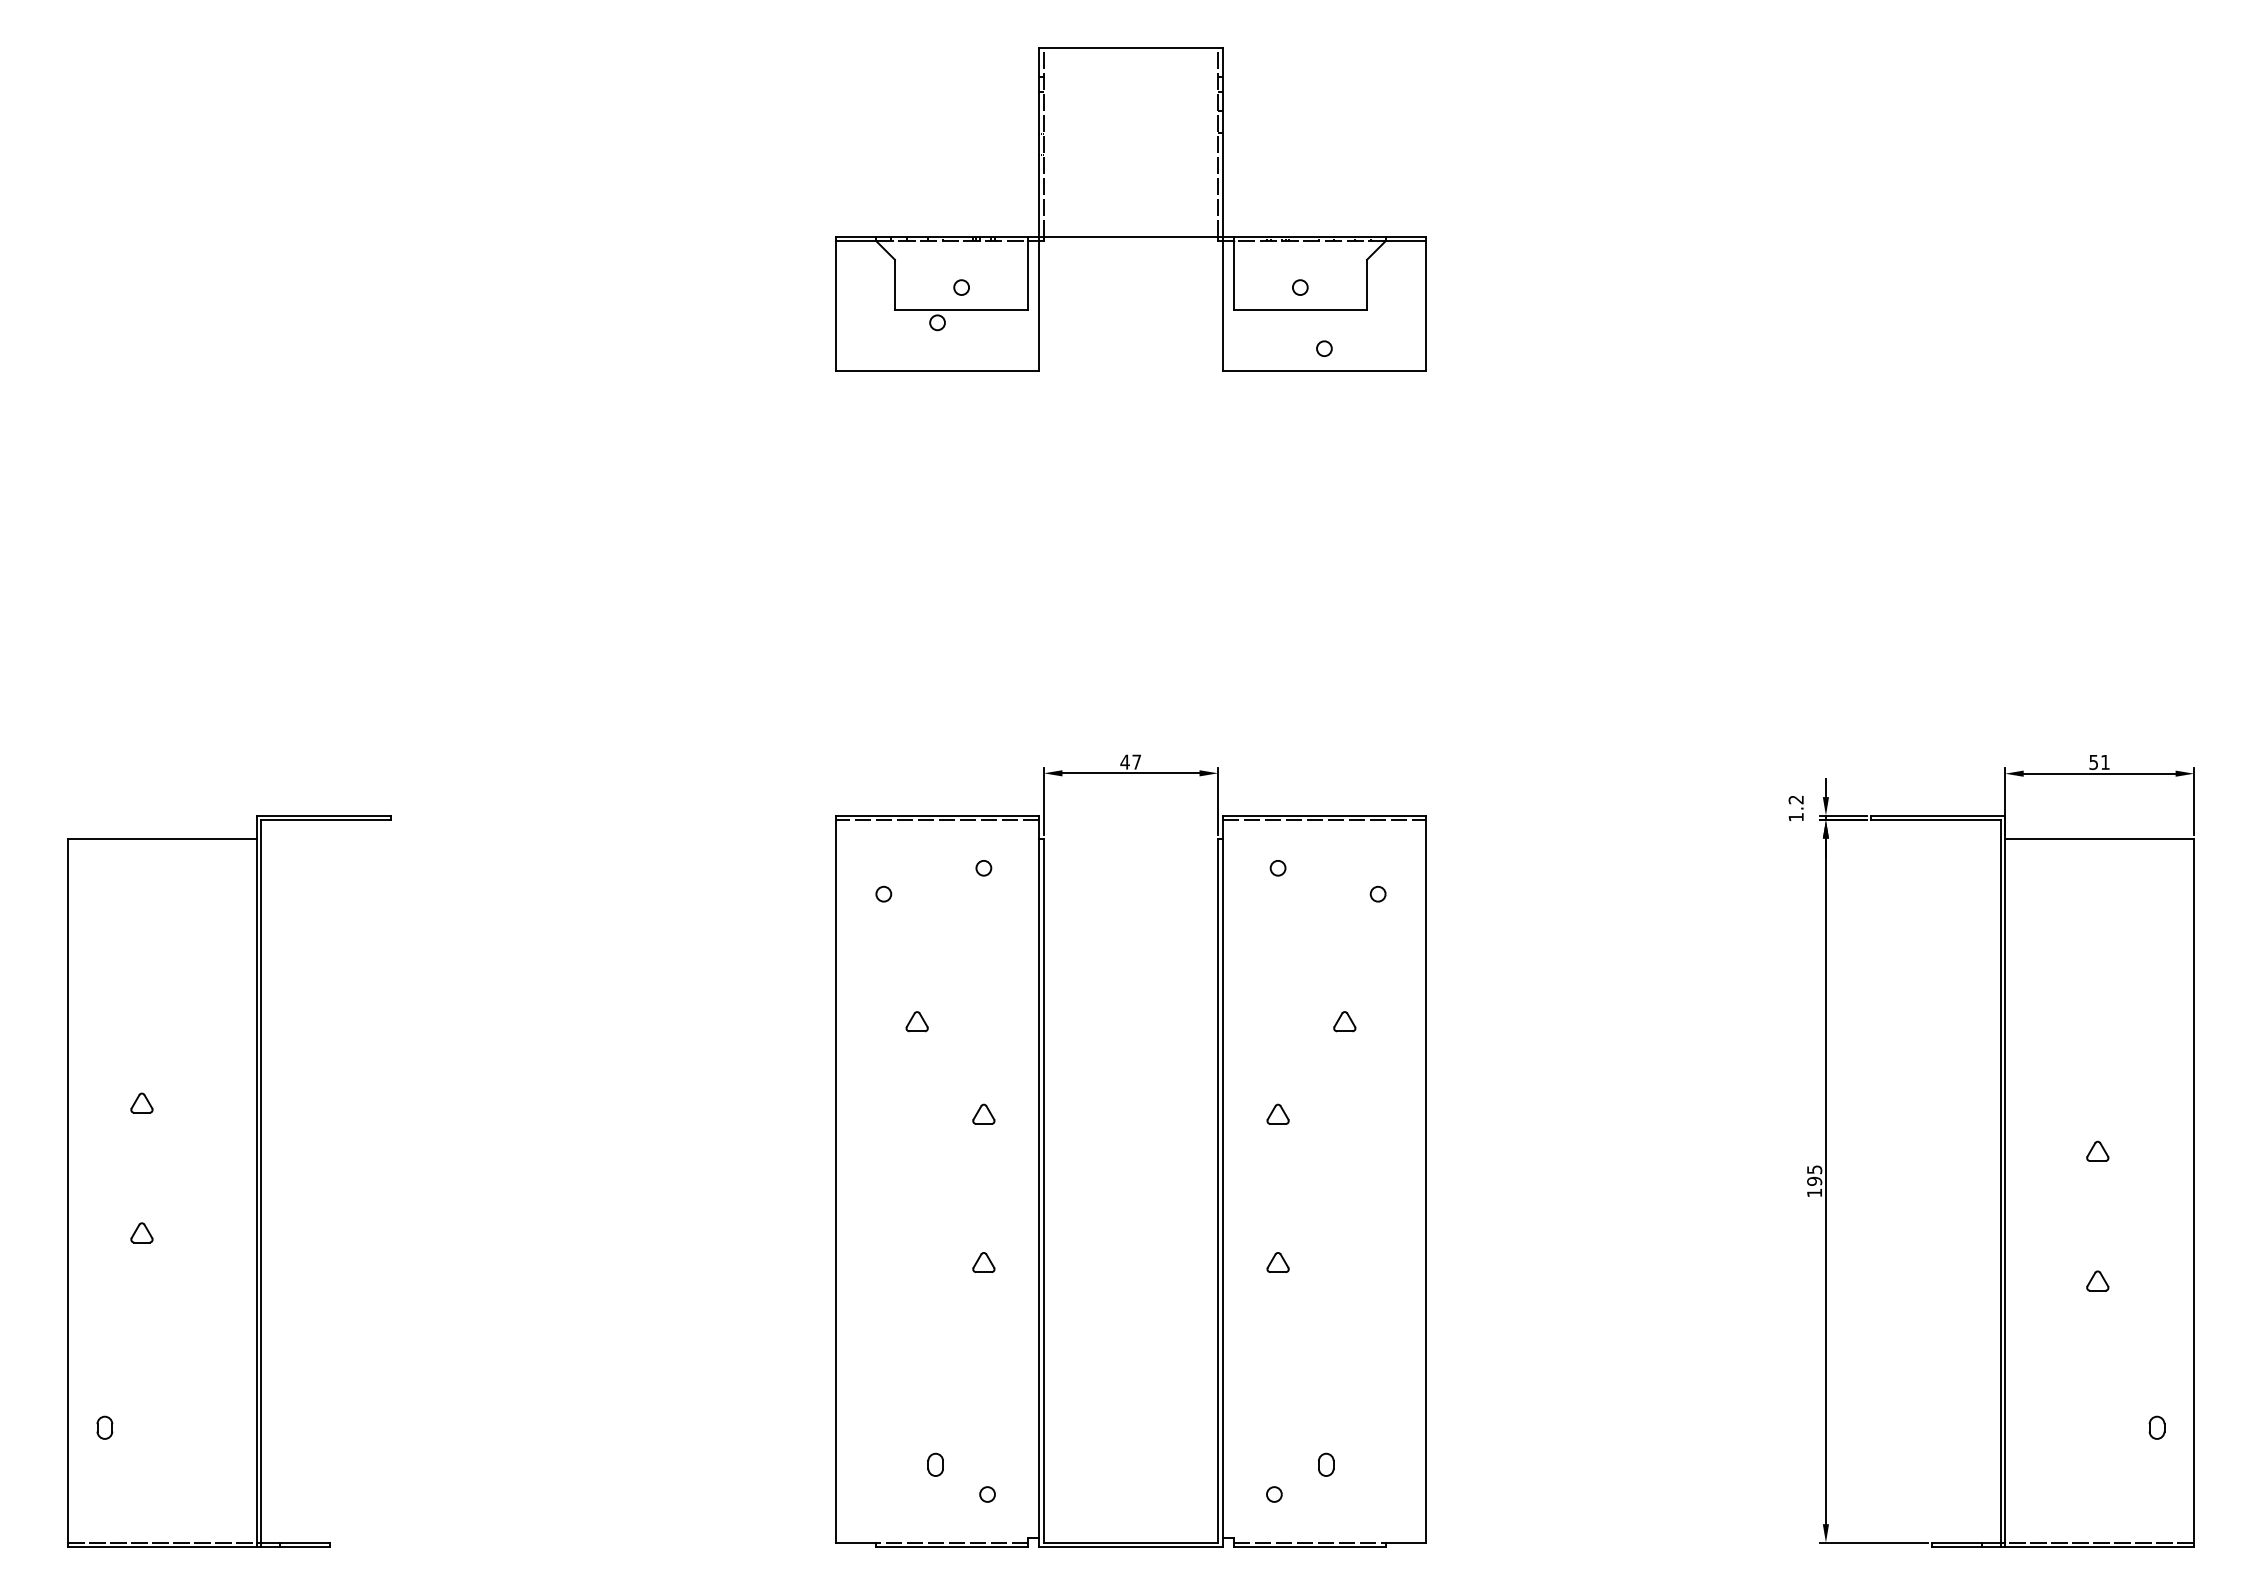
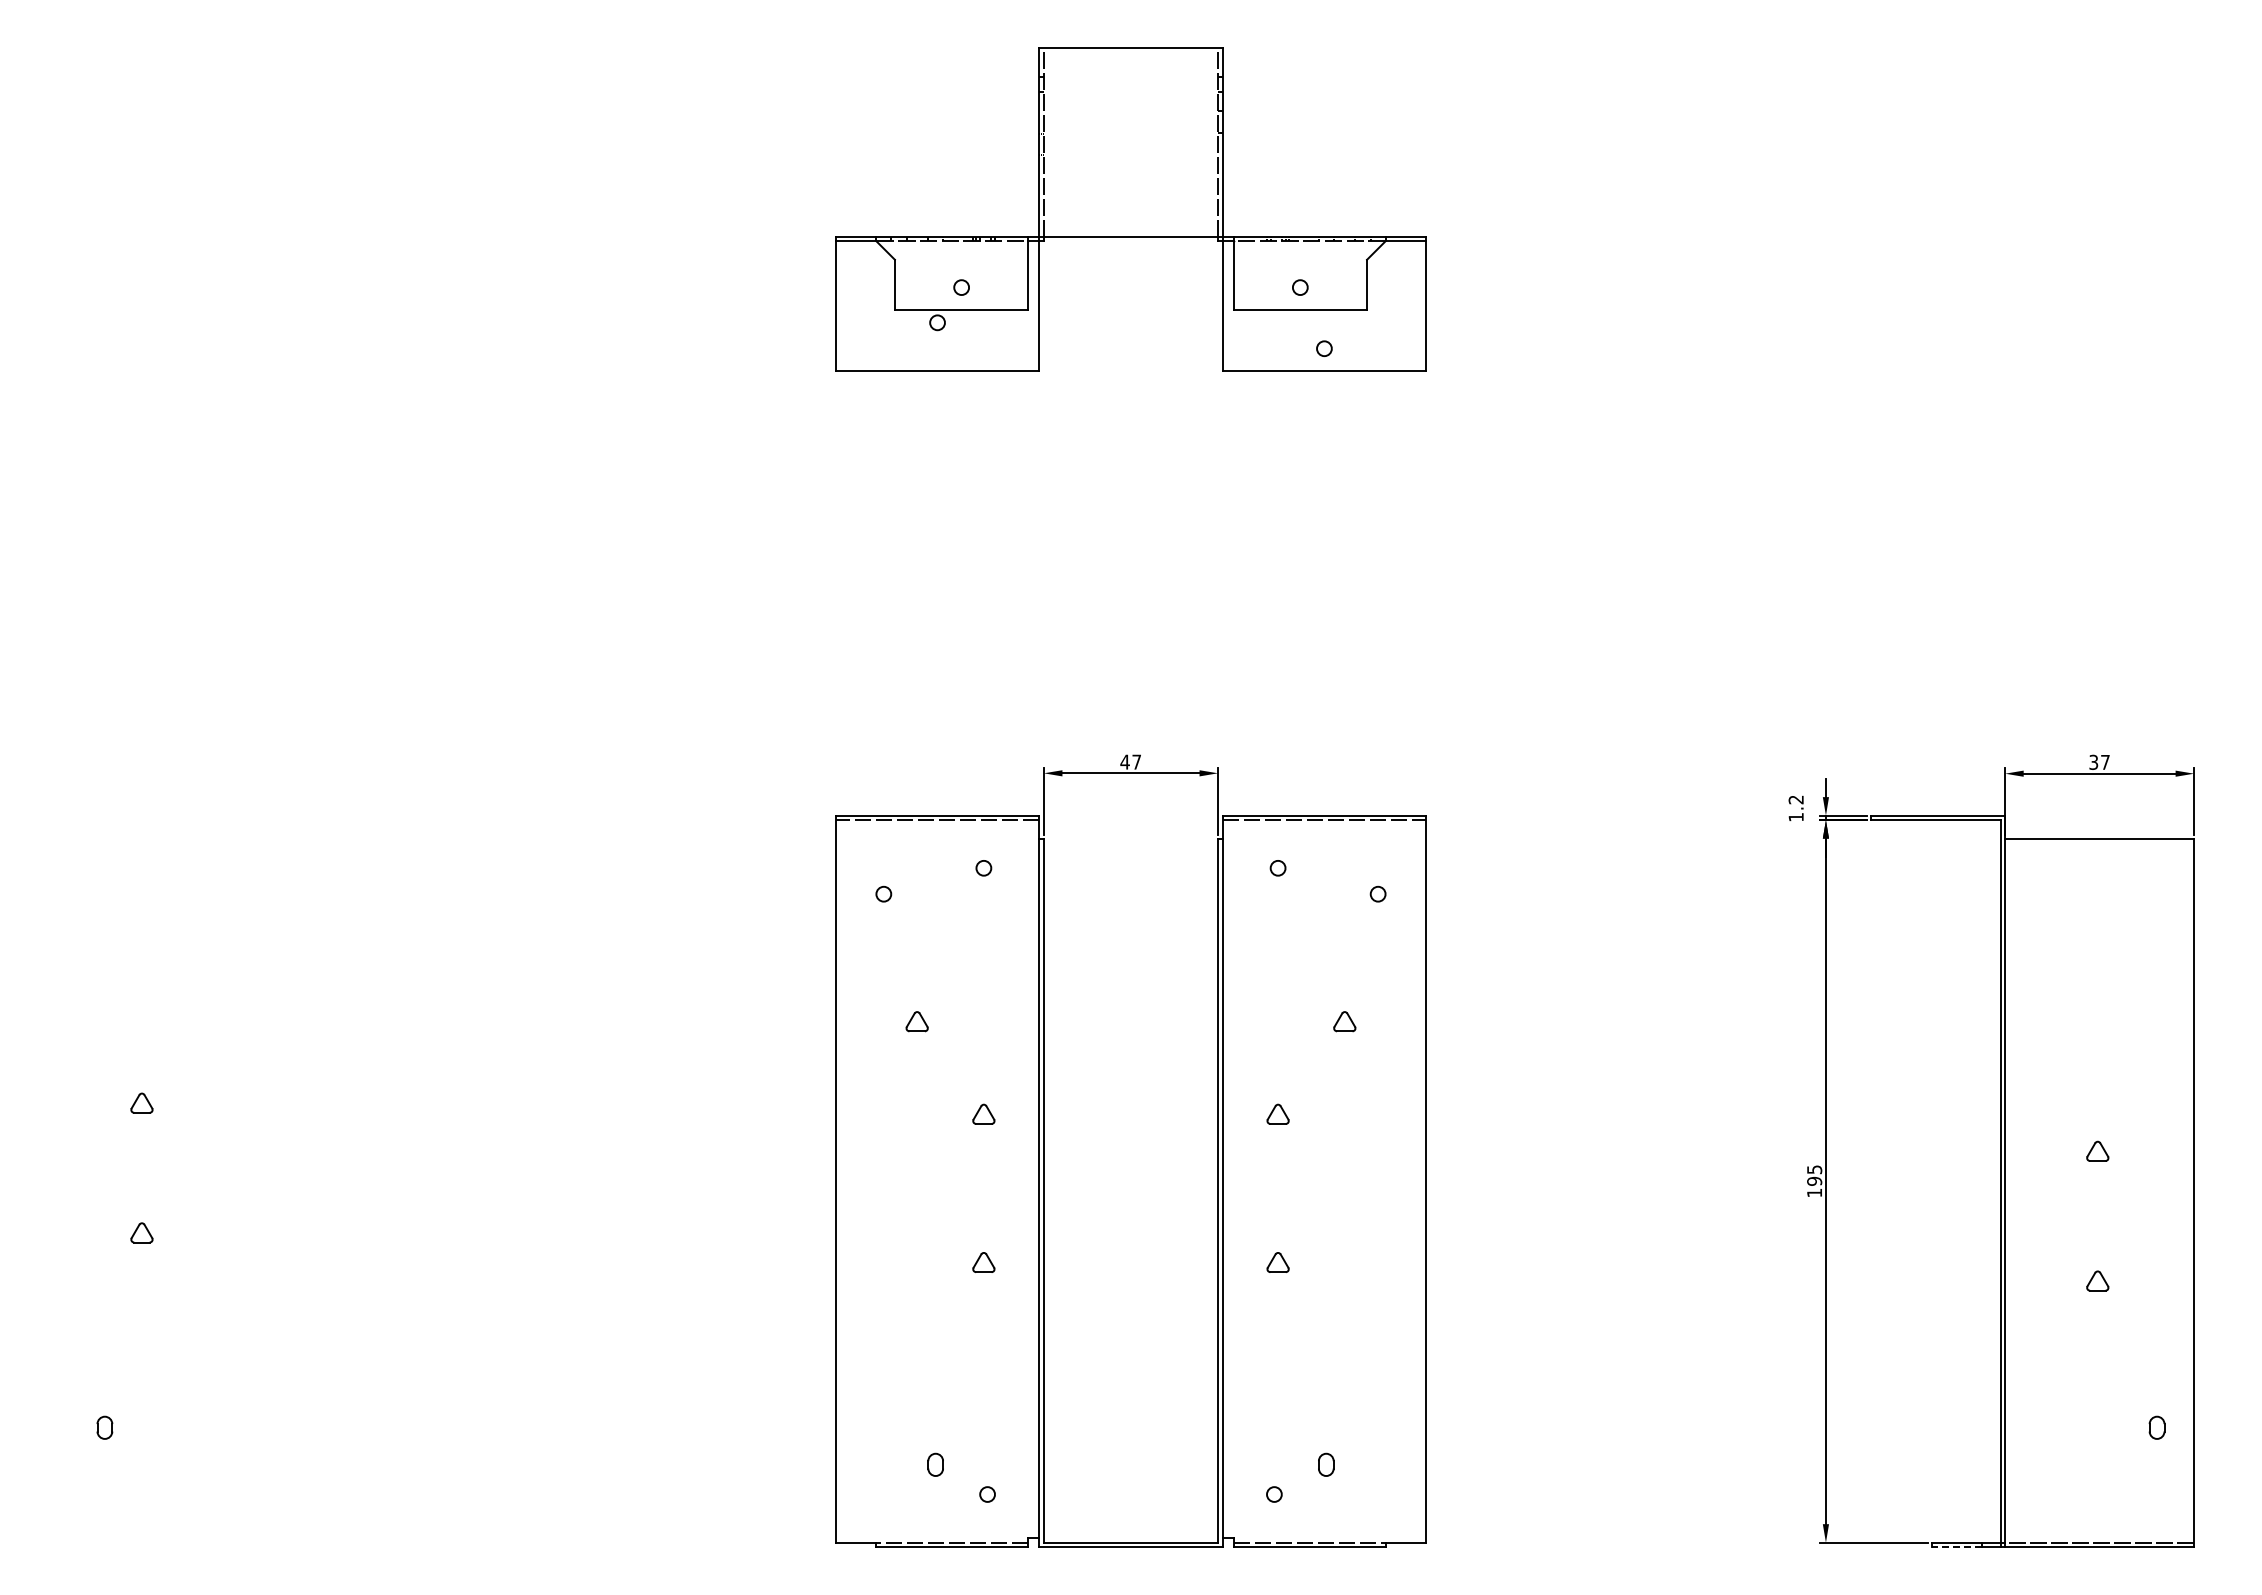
text: 51 -> 37 (2099, 761)
part: present -> none (229, 1181)
line: solid -> dashed (1956, 1547)
